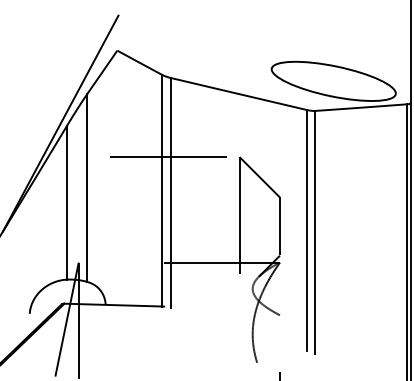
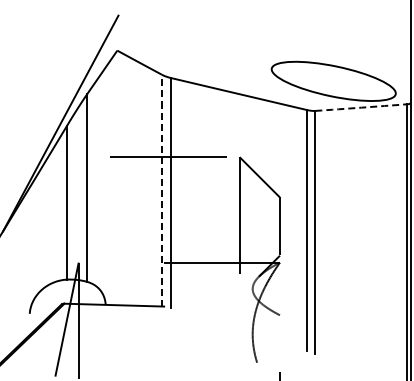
arc: solid -> dashed (361, 107)
line: solid -> dashed (161, 190)
